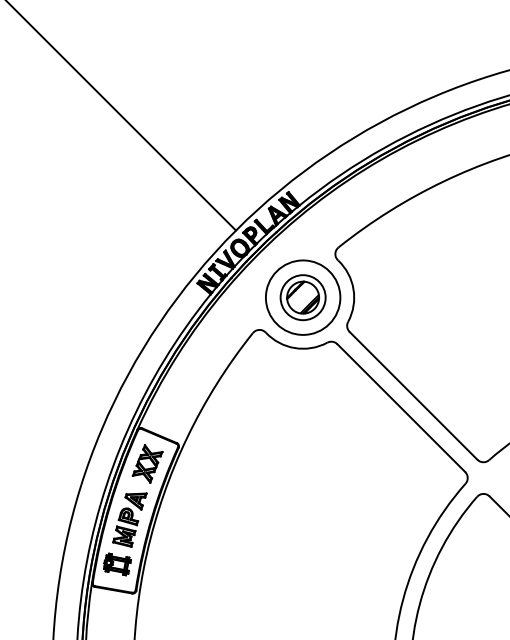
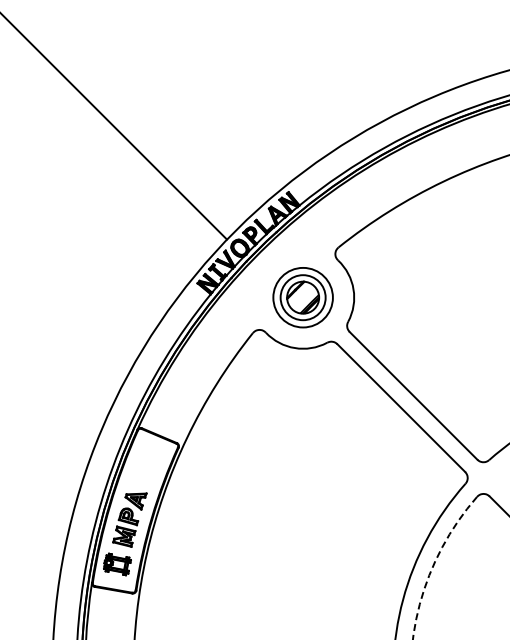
line position: (121, 116) -> (114, 127) (114, 127)
circle diameter: 74 px -> 60 px (302, 297)
part: present -> none (147, 463)
arc: solid -> dashed (434, 563)
